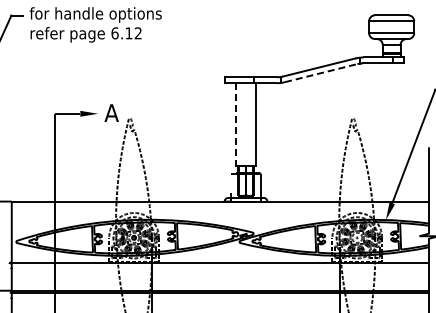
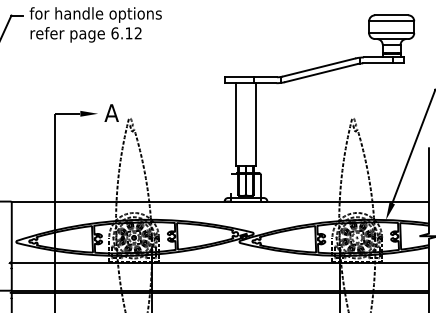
line: dashed -> solid (321, 73)
line: dashed -> solid (235, 124)
